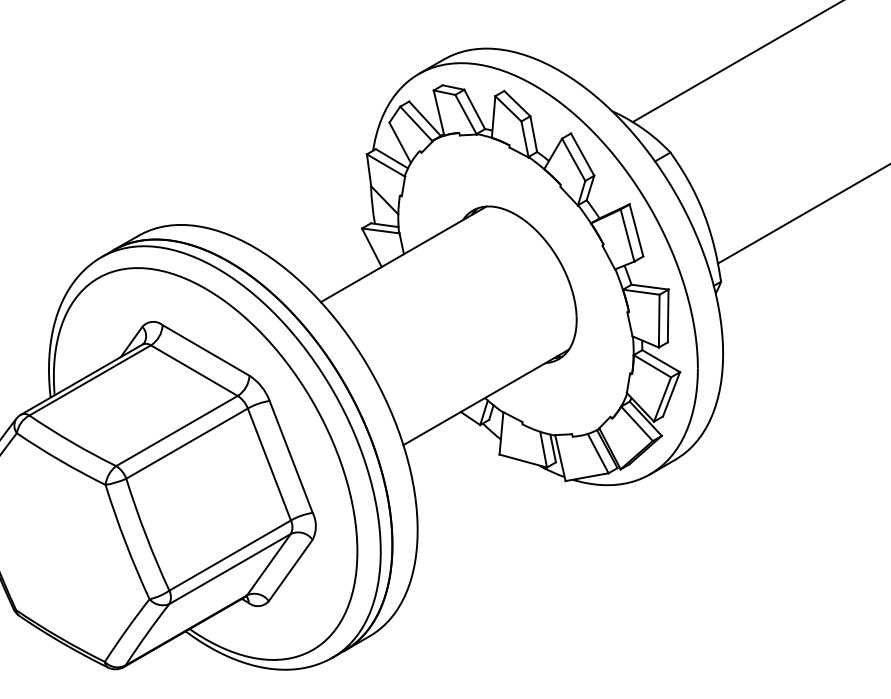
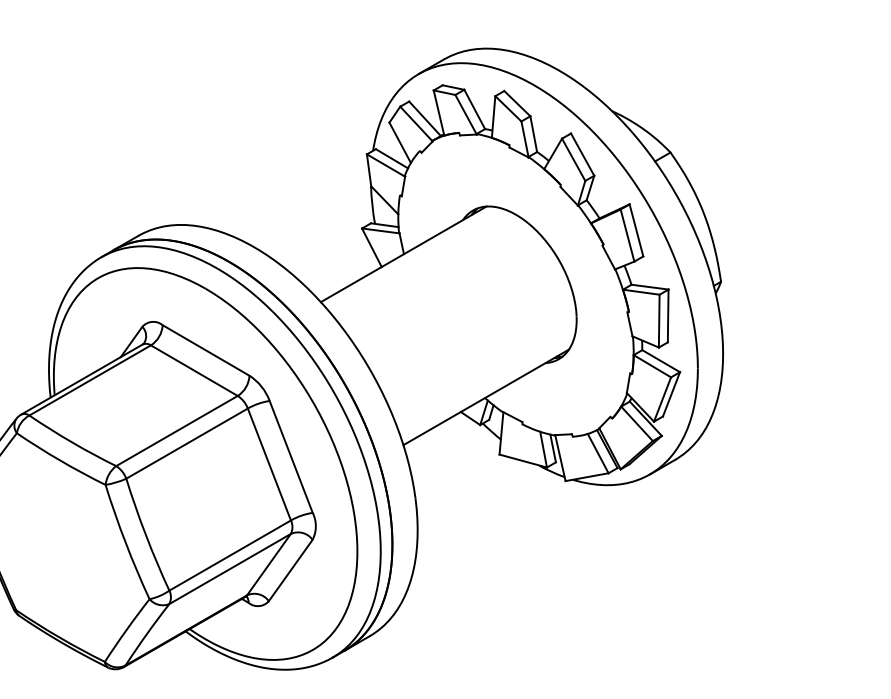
line: present -> none (736, 62)
line: present -> none (802, 214)
